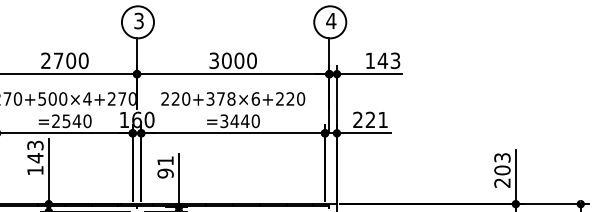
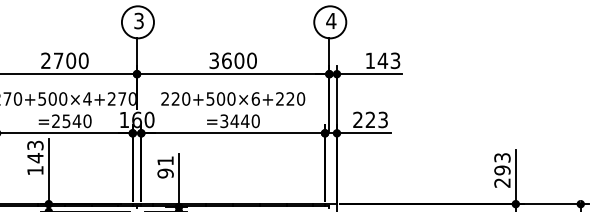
text: 3000 -> 3600 (226, 60)
text: 220+378×6+220 -> 220+500×6+220 (221, 98)
text: 221 -> 223 (382, 119)
text: 203 -> 293 (502, 170)
